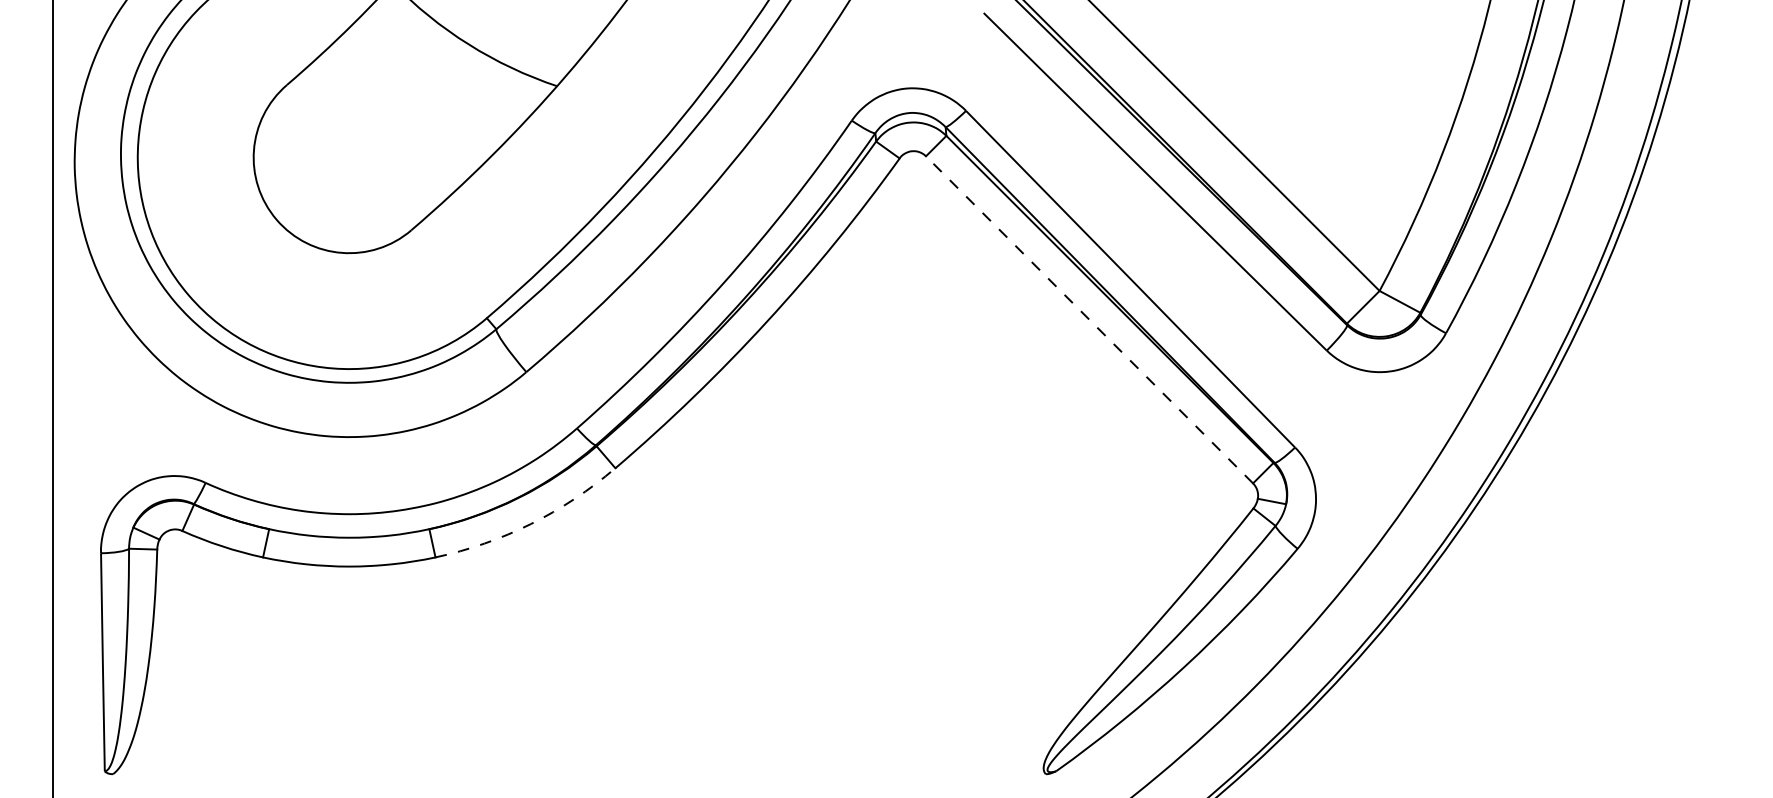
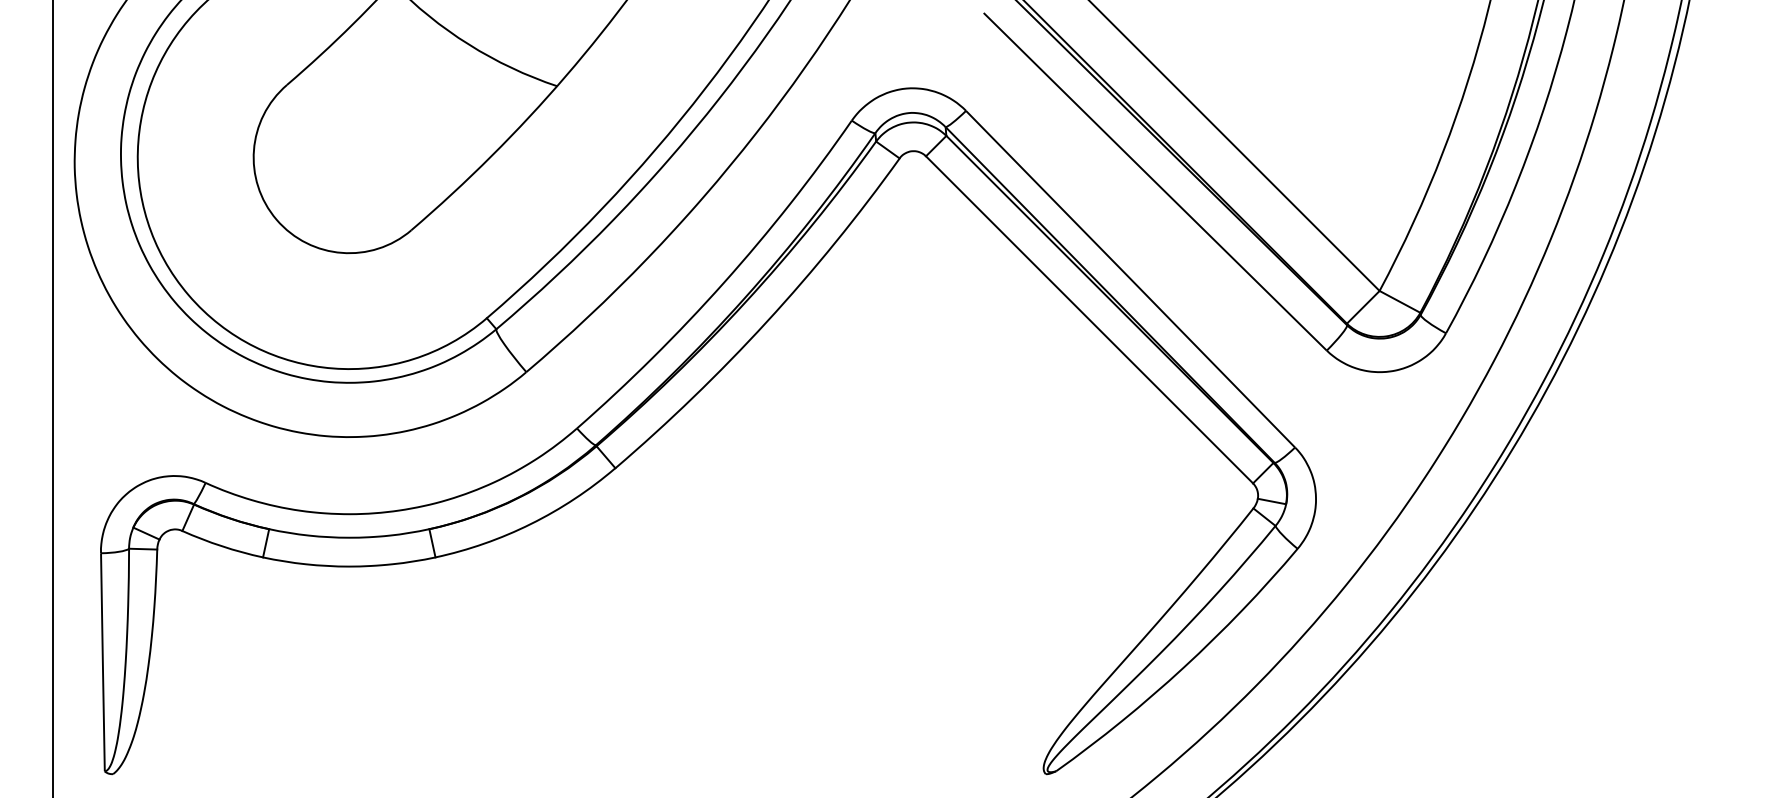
line: dashed -> solid (1089, 319)
arc: dashed -> solid (530, 524)
